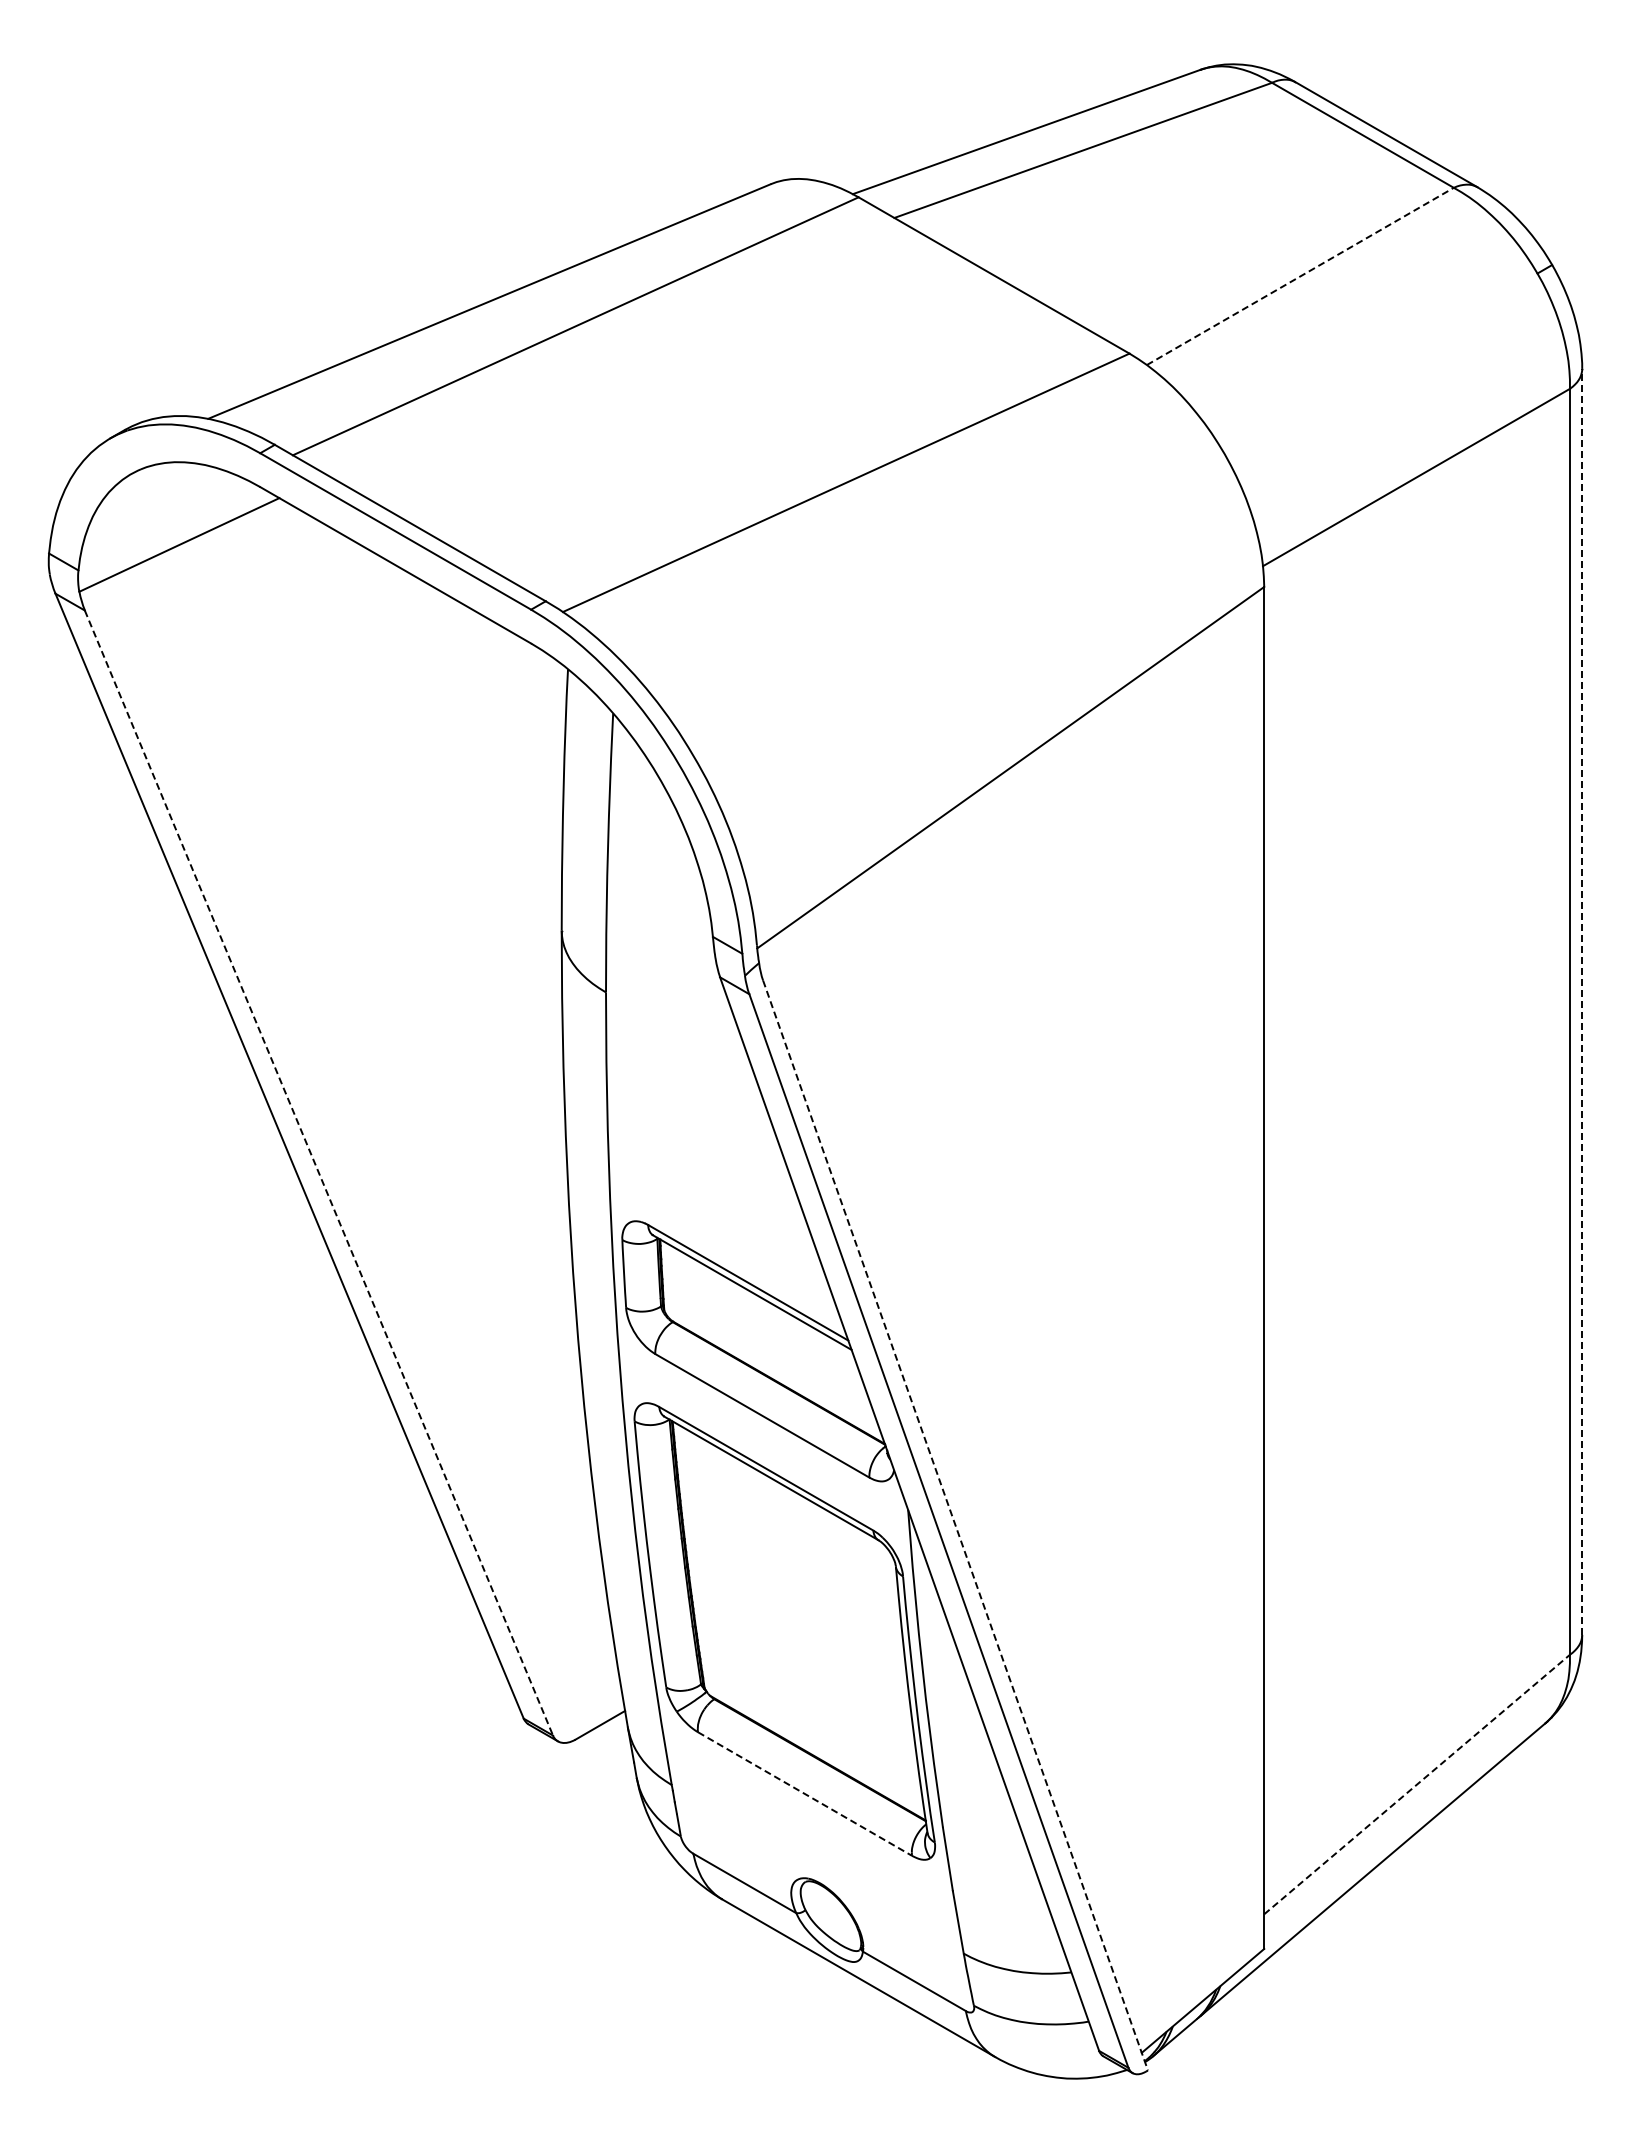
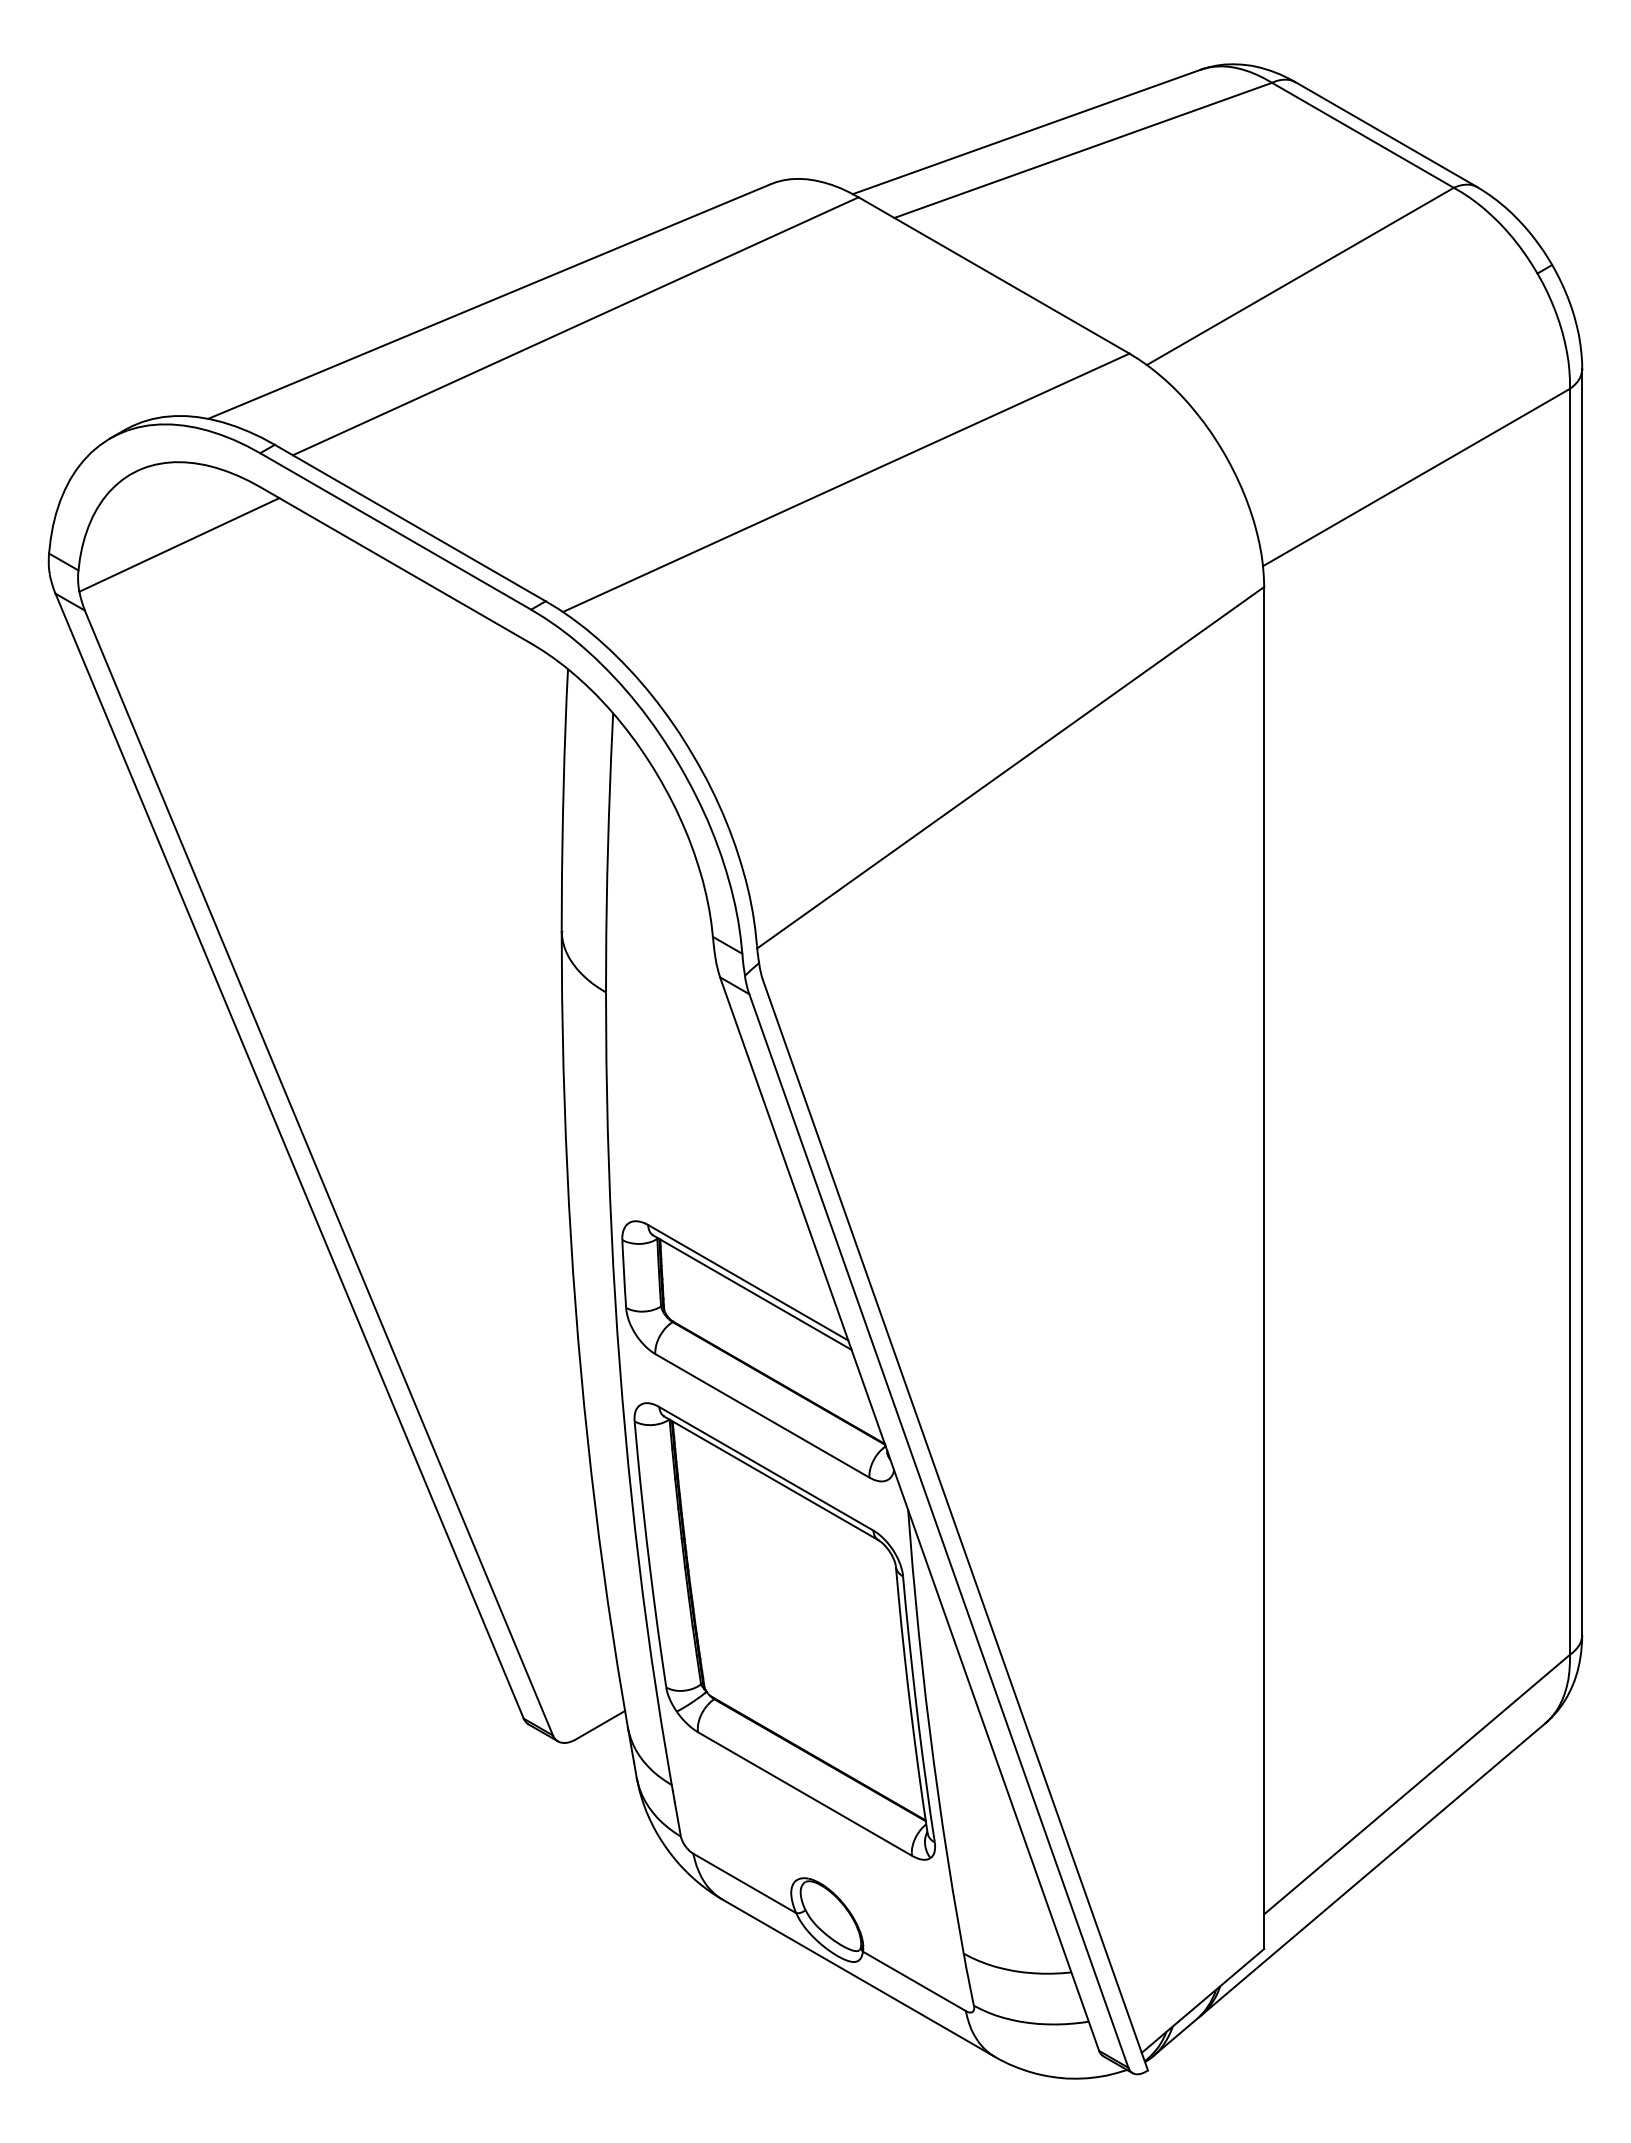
line: dashed -> solid (1300, 276)
line: dashed -> solid (1582, 1001)
line: dashed -> solid (319, 1173)
line: dashed -> solid (955, 1525)
line: dashed -> solid (1417, 1784)
line: dashed -> solid (805, 1794)
